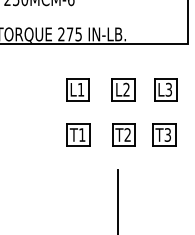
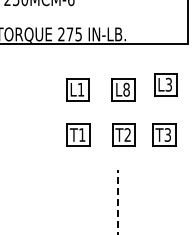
text: L2 -> L8 (126, 89)
part position: (165, 89) -> (165, 84) (165, 84)
line: solid -> dashed (117, 201)
